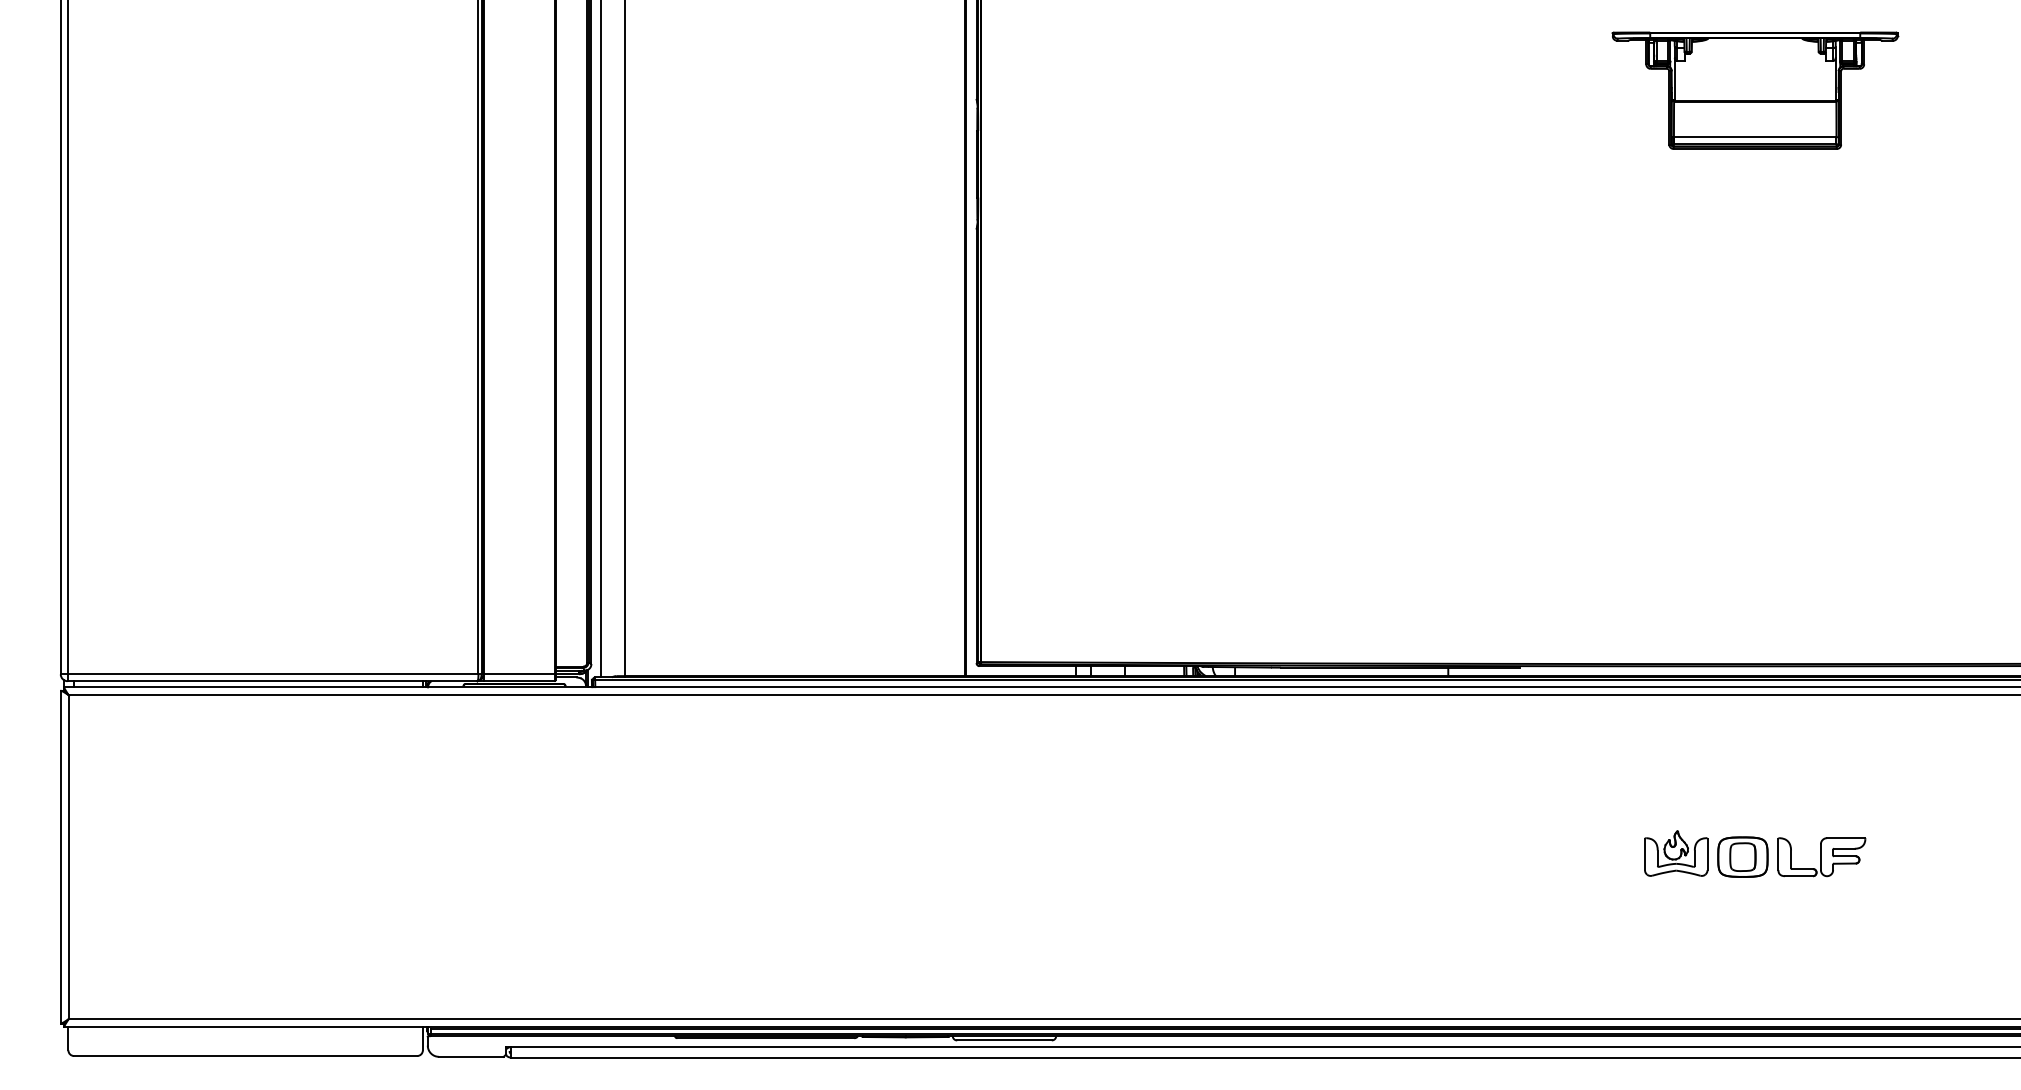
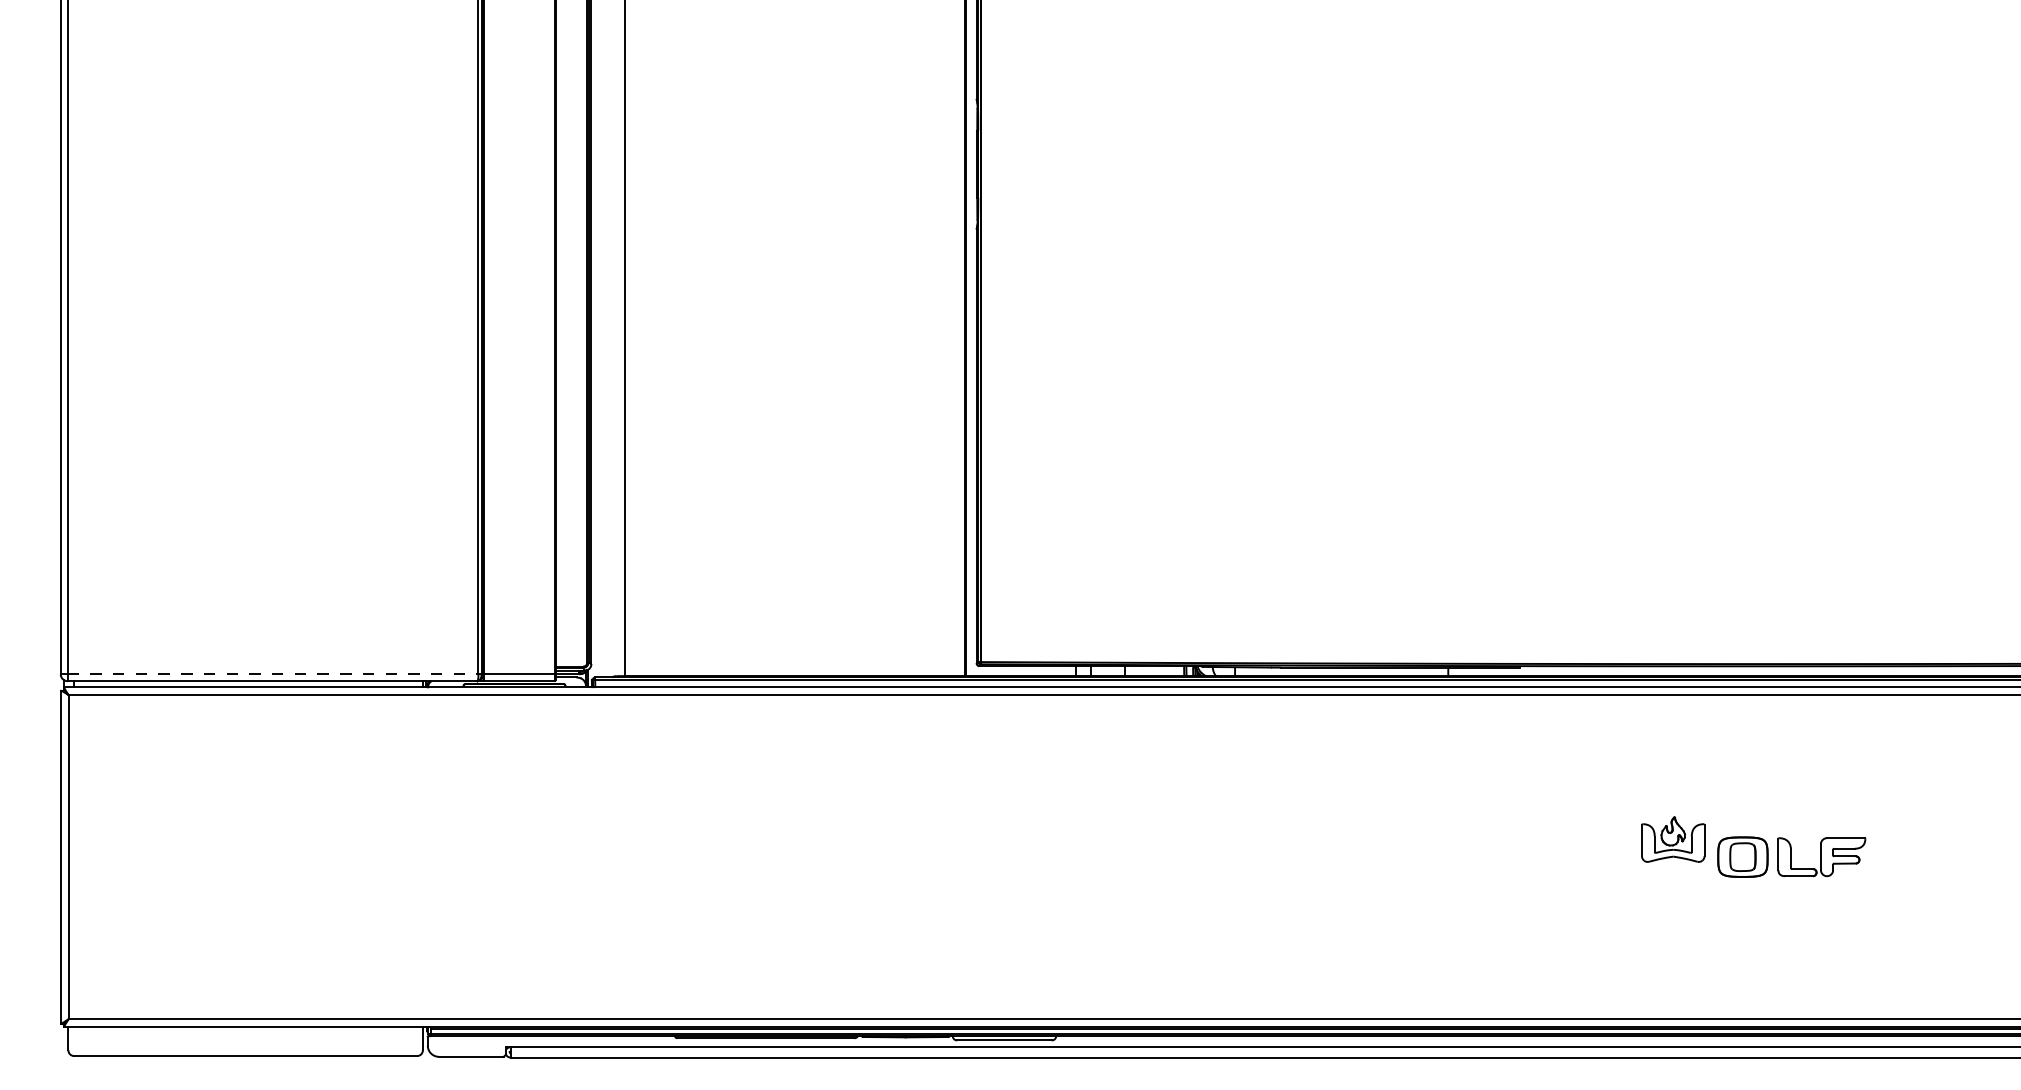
part: present -> none (1755, 90)
line: present -> none (601, 339)
line: solid -> dashed (273, 674)
part position: (1676, 853) -> (1673, 839) (1673, 839)
